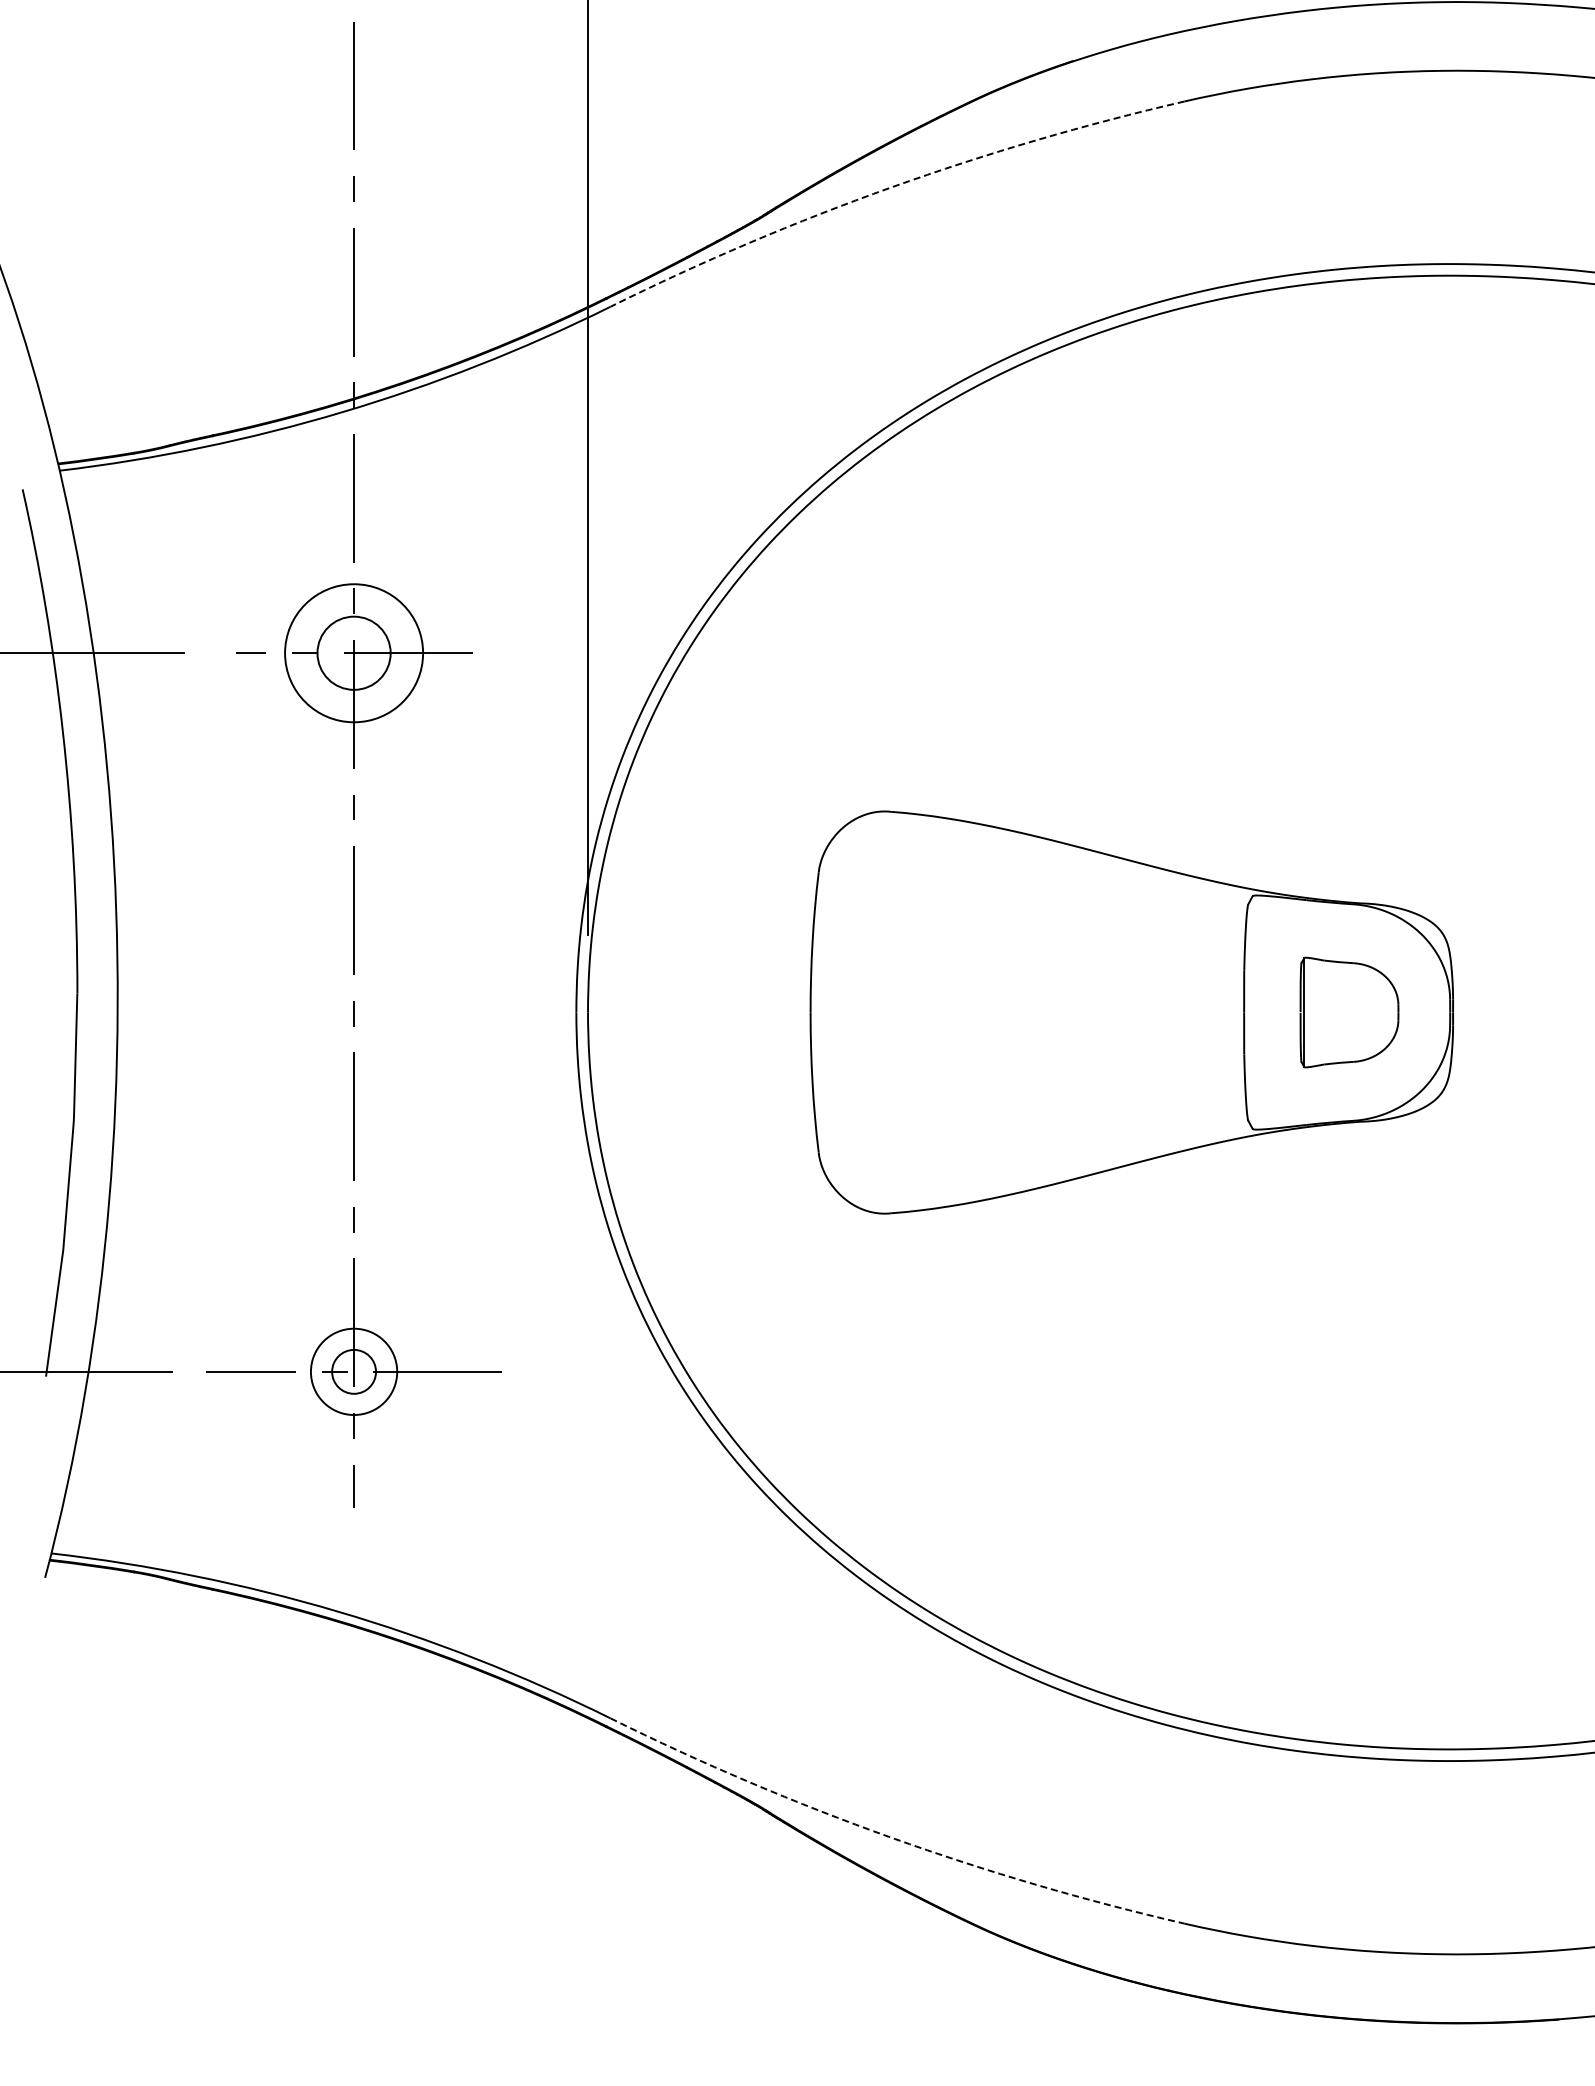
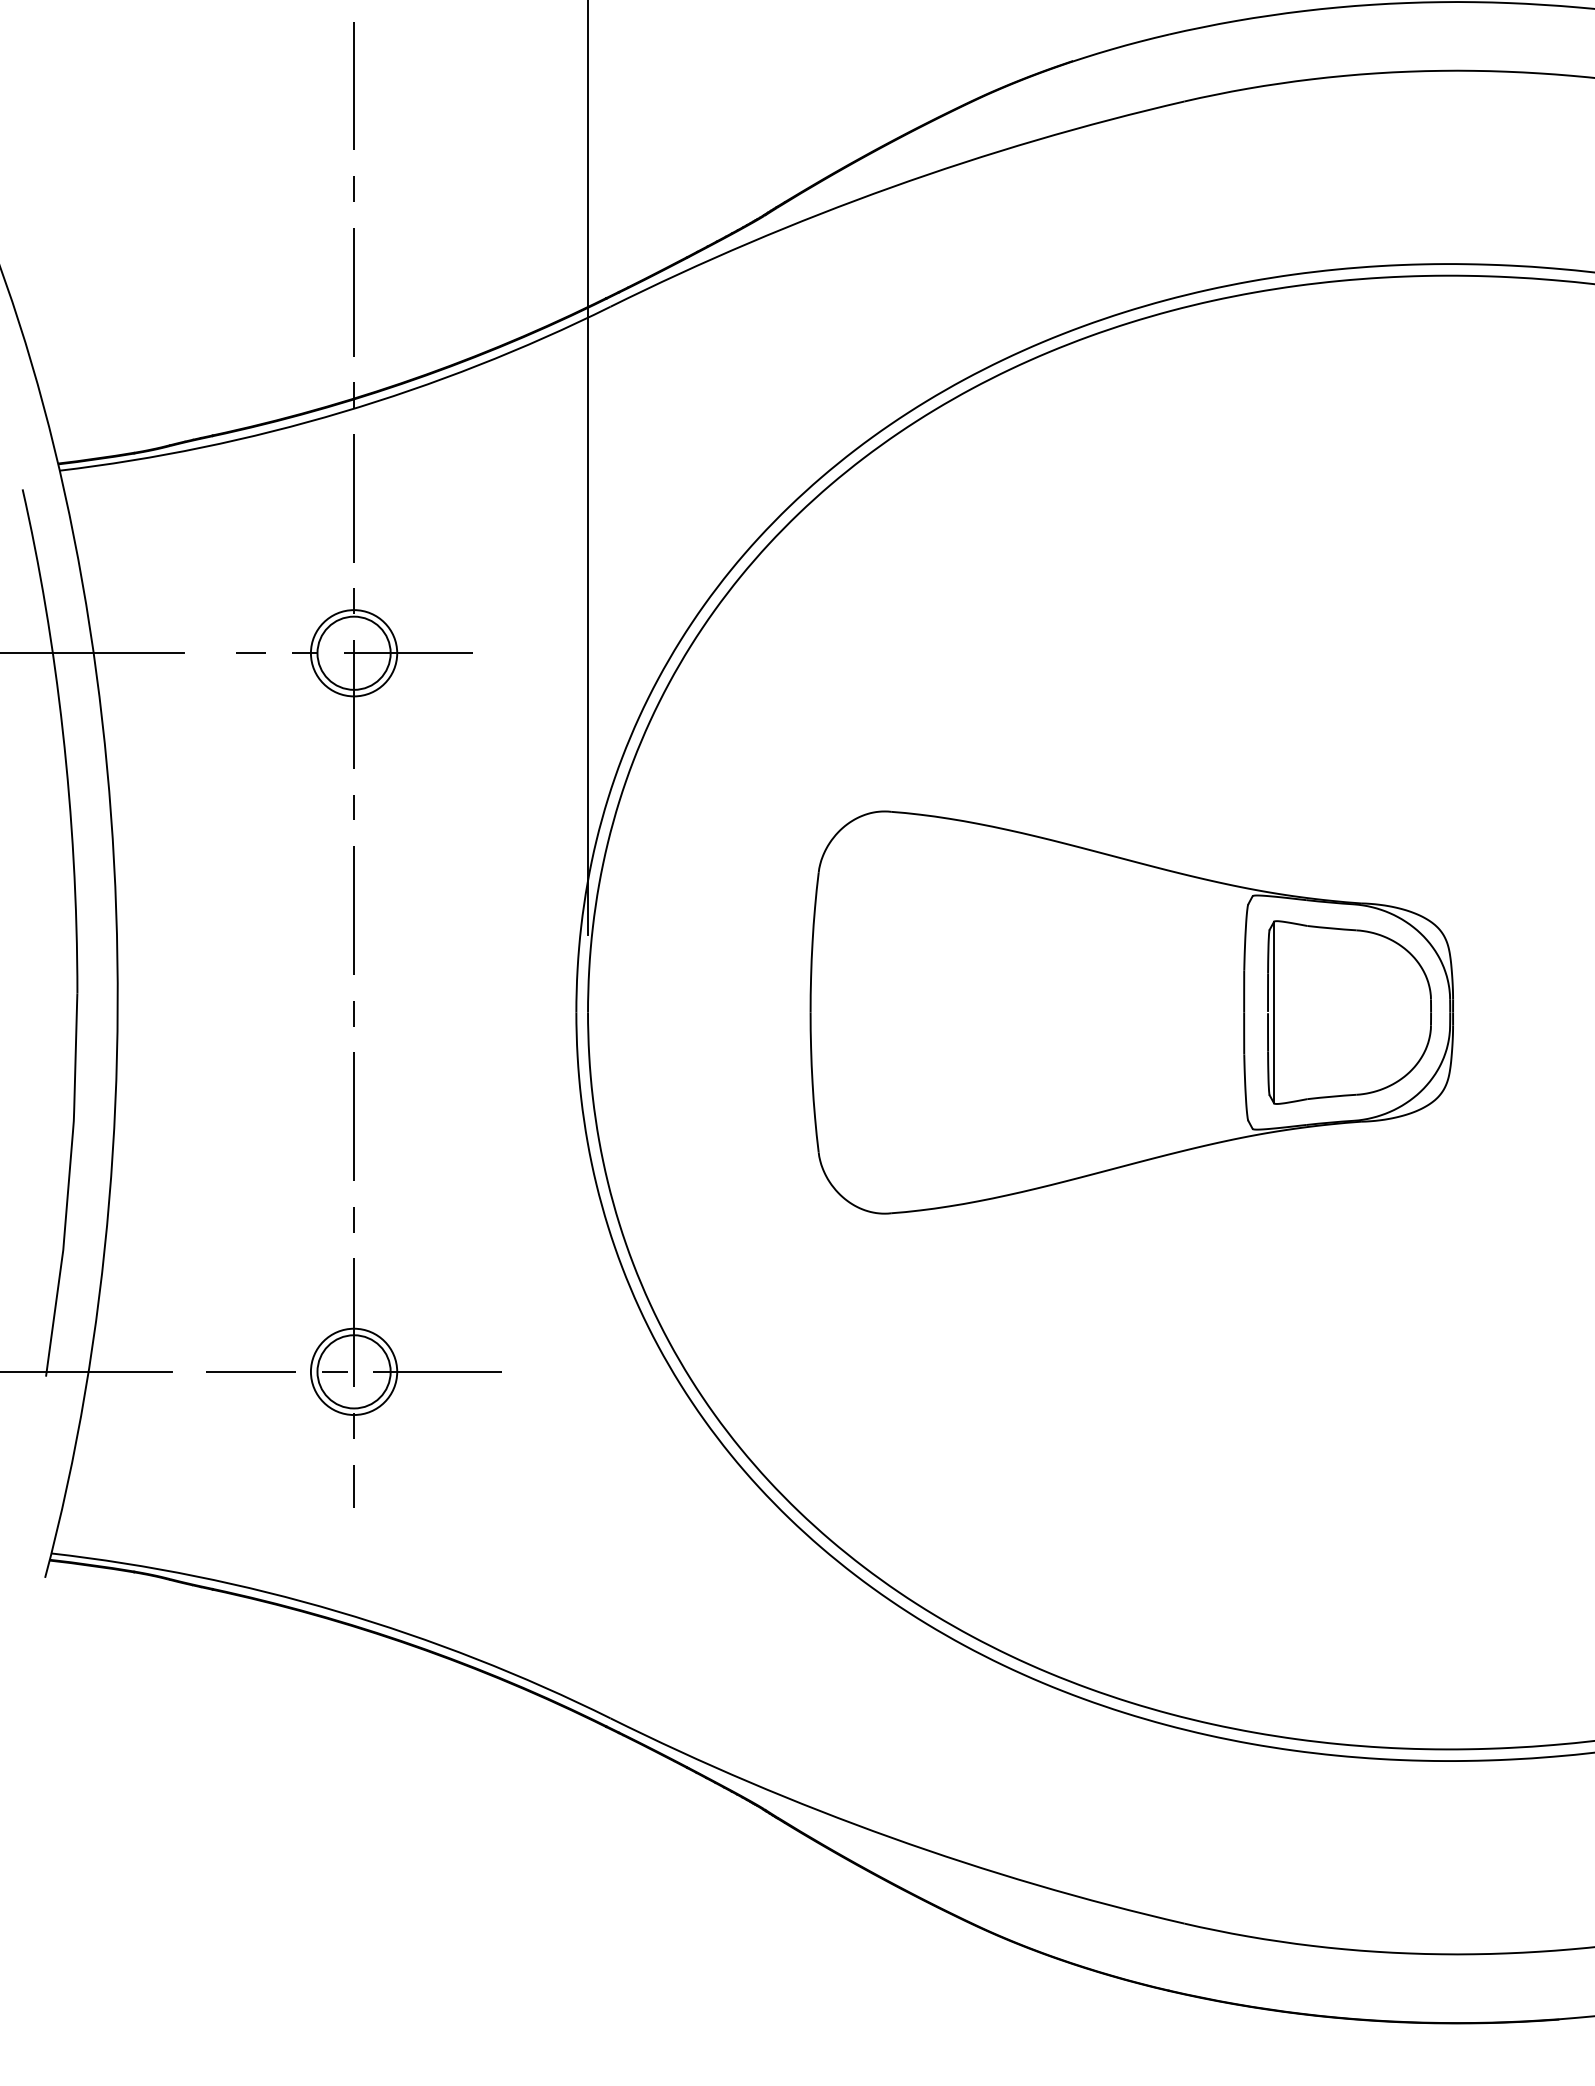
arc: dashed -> solid (891, 187)
circle diameter: 138 px -> 86 px (353, 653)
part size: 101x113 px -> 165x185 px (1349, 1012)
circle diameter: 44 px -> 73 px (353, 1371)
arc: dashed -> solid (891, 1837)
